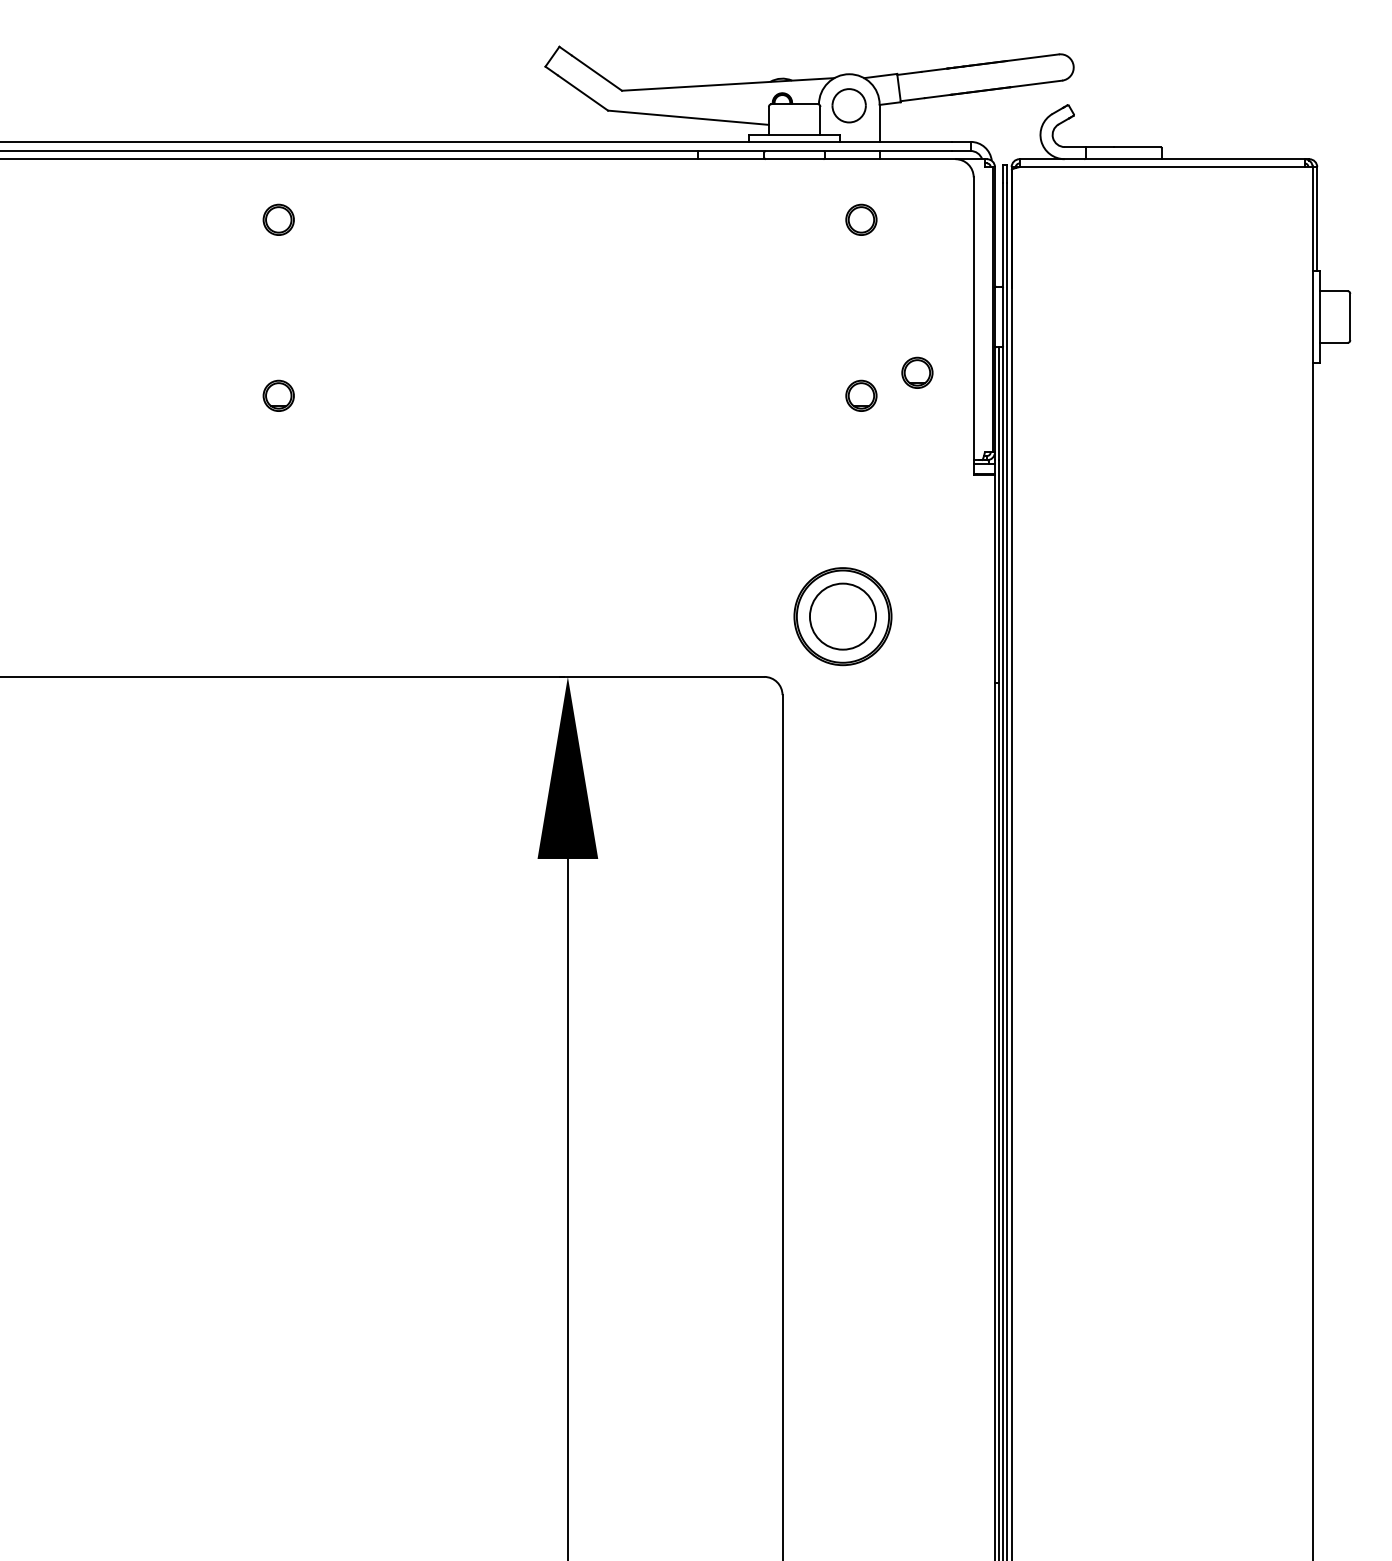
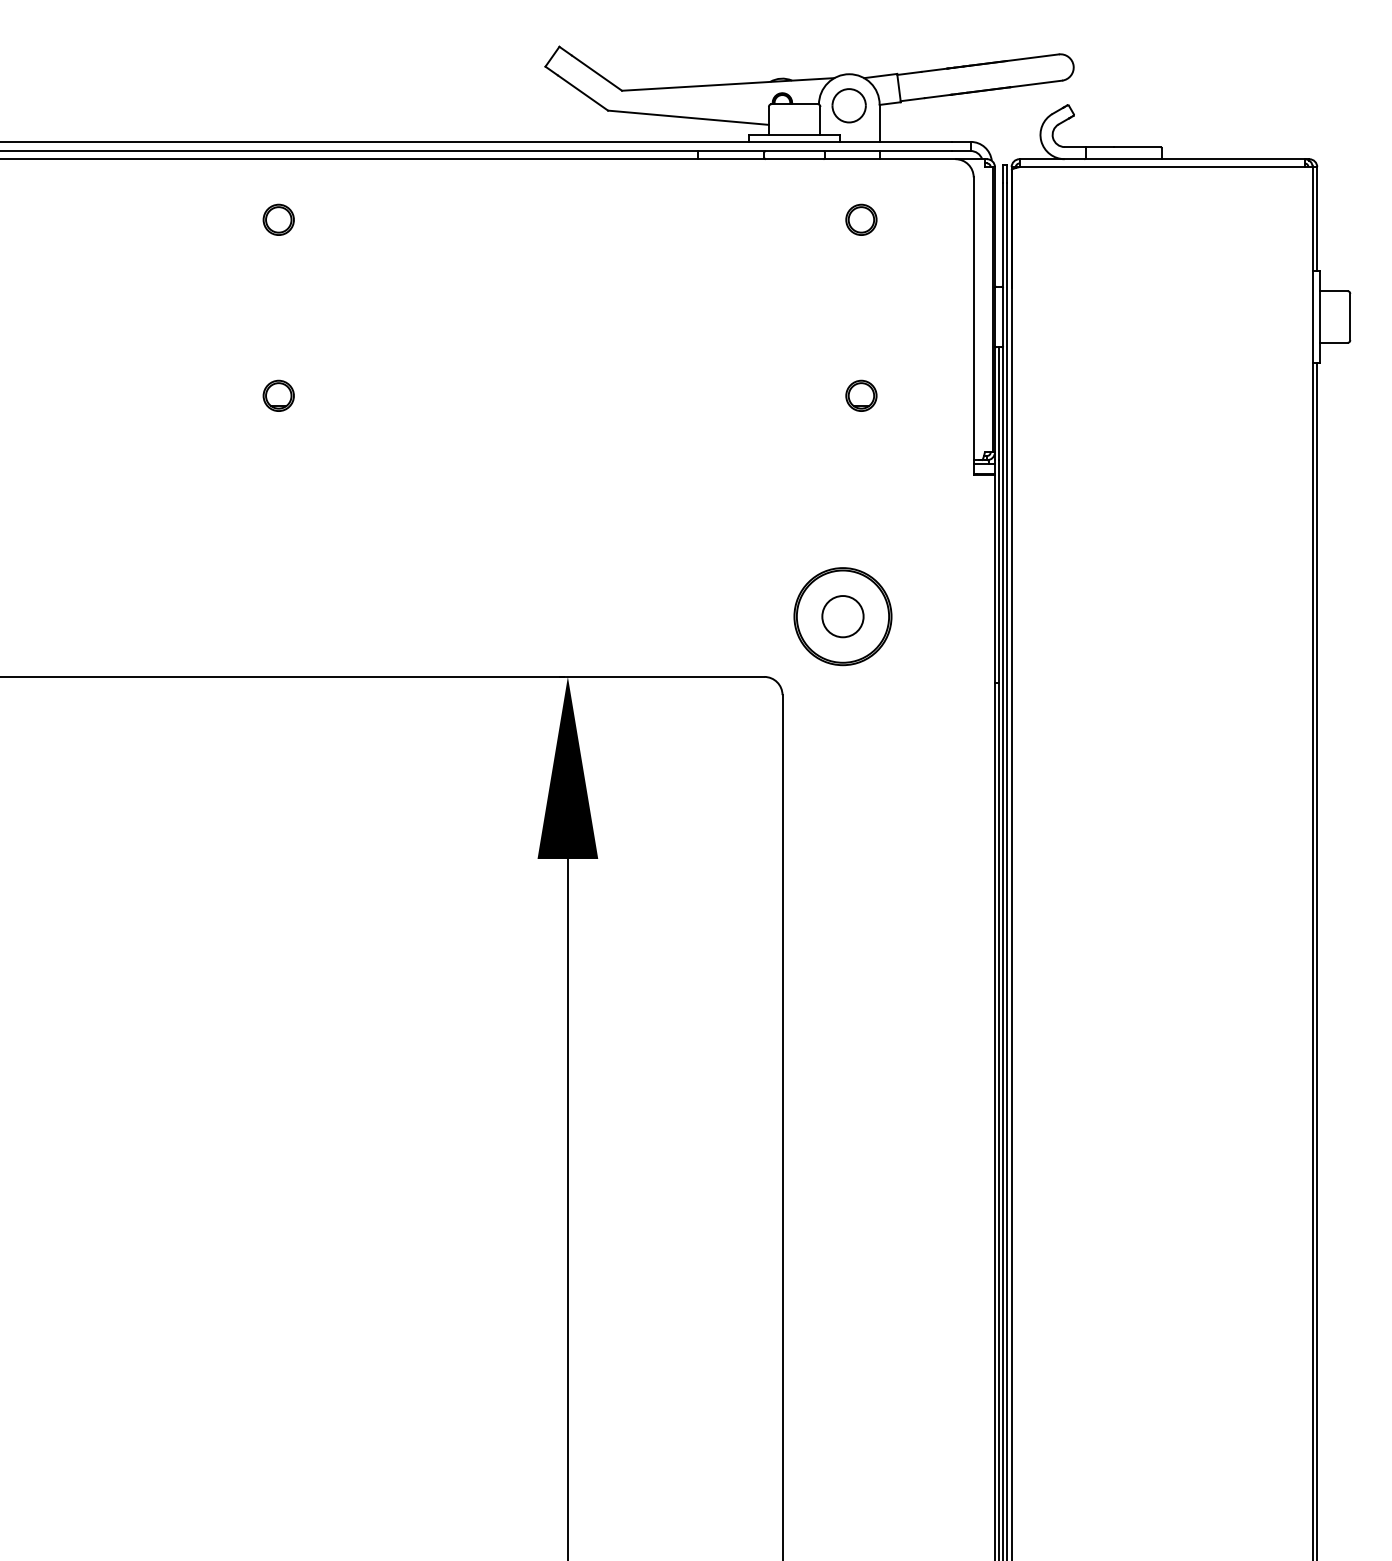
part: present -> none (917, 372)
circle diameter: 66 px -> 41 px (842, 616)
line: none -> present (1317, 959)
